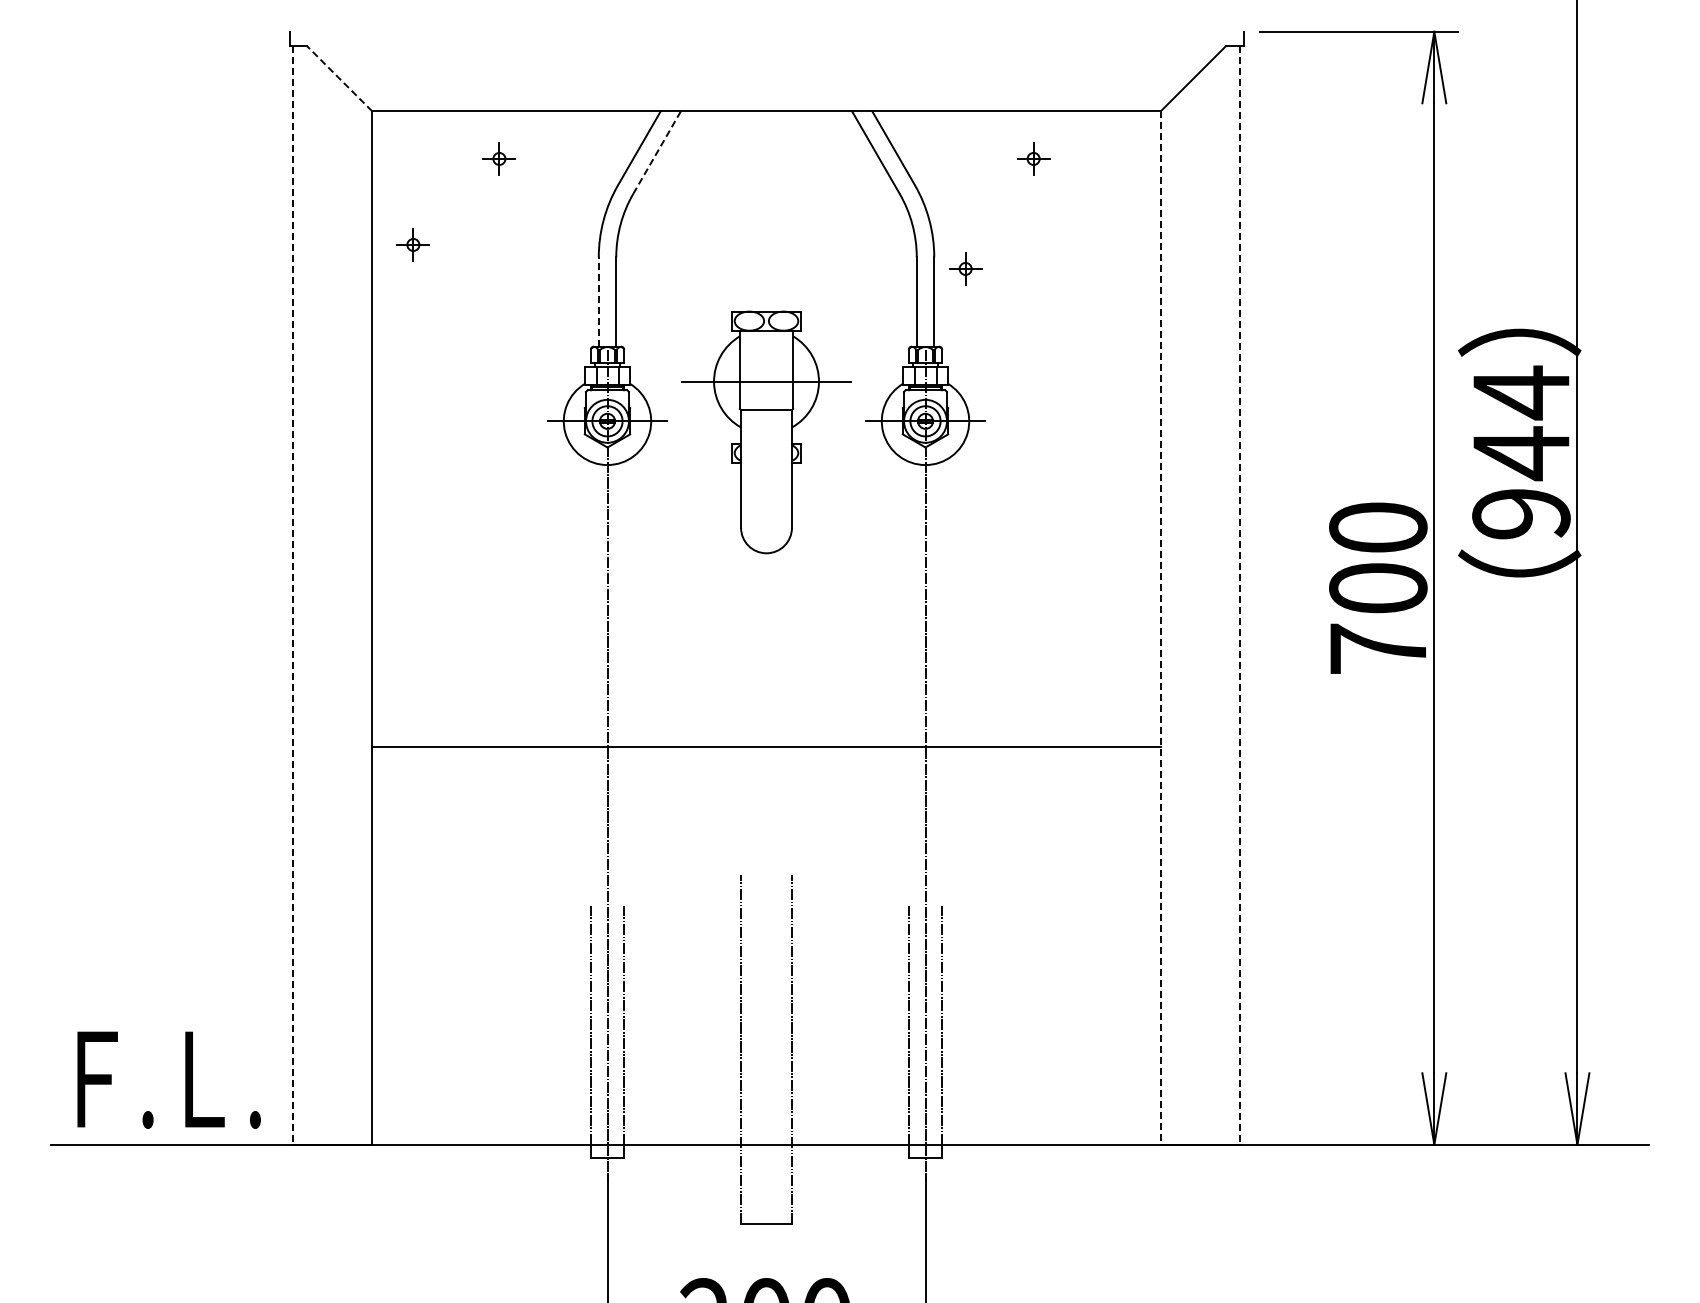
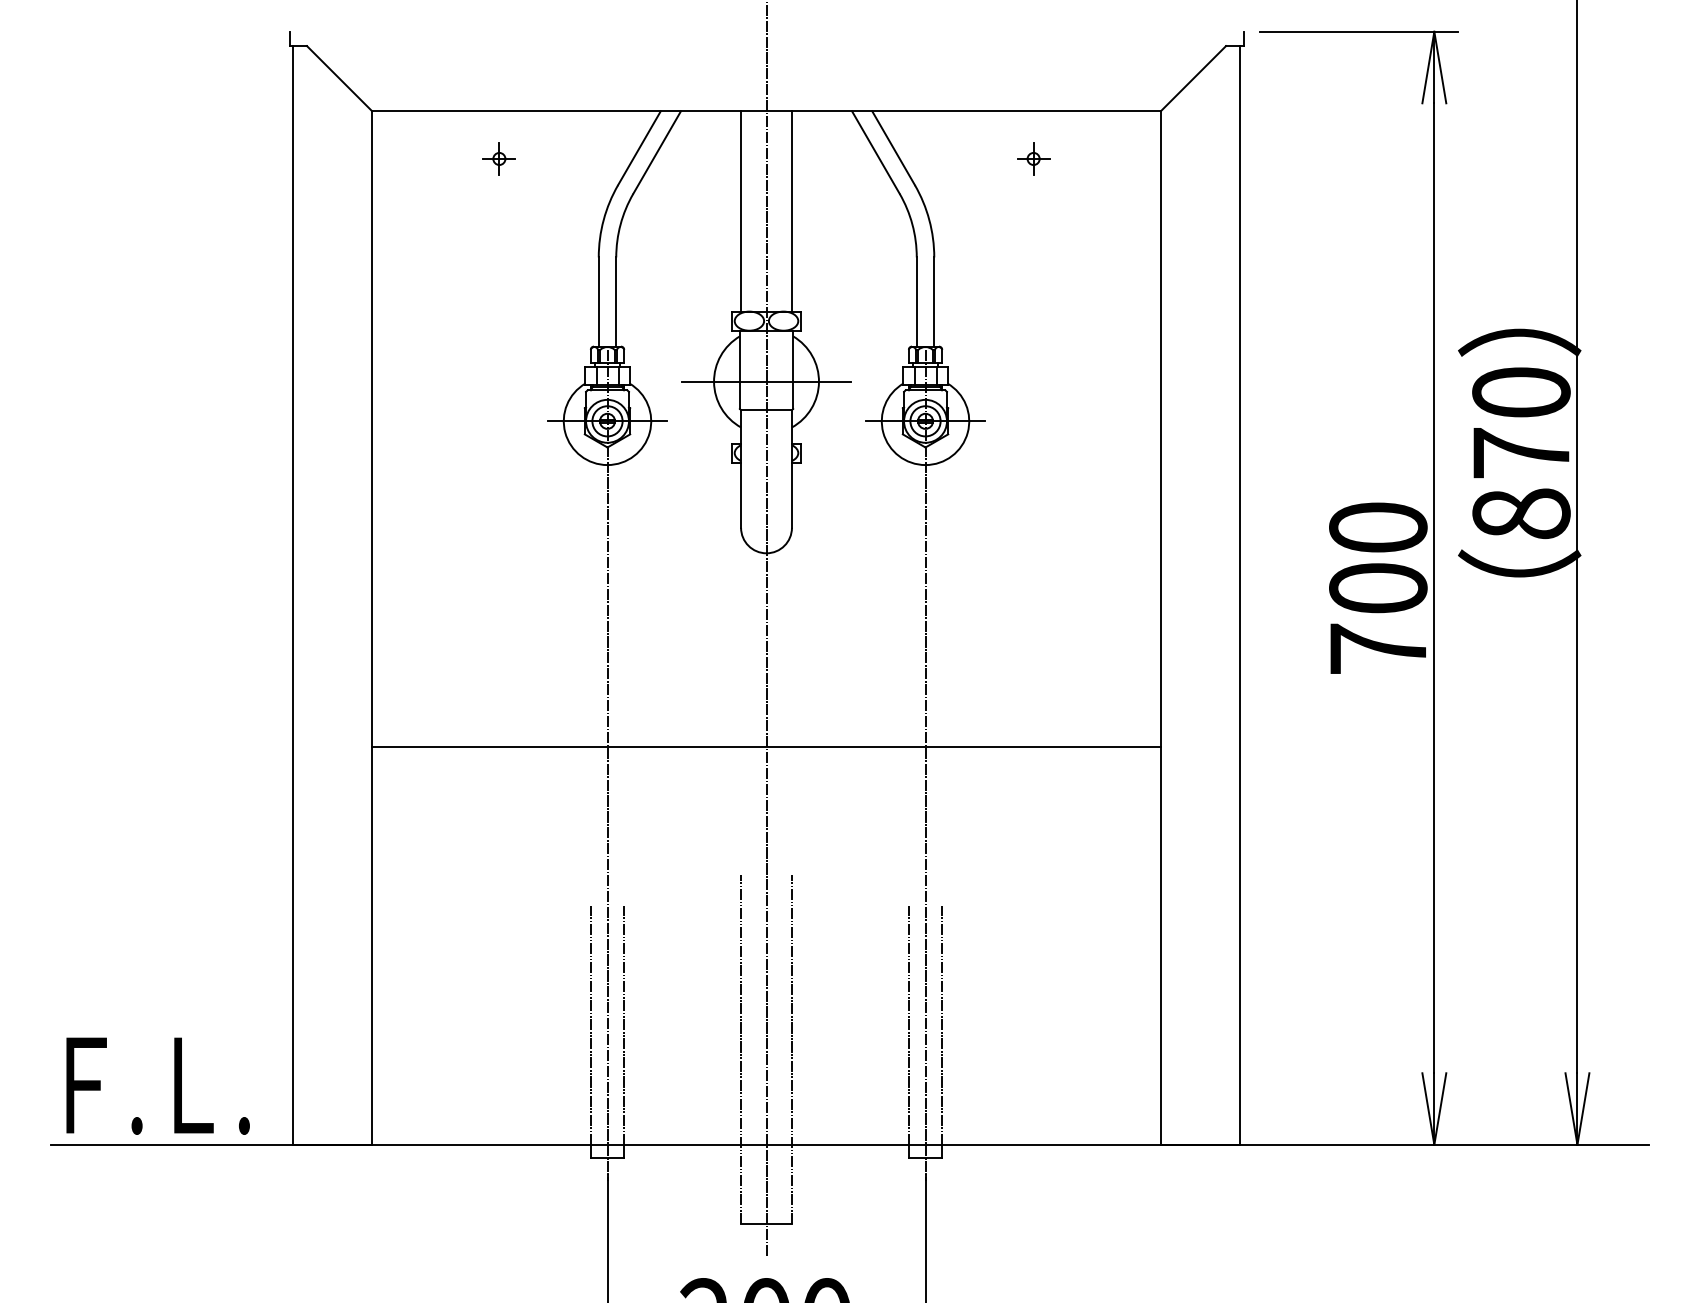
line: dashed -> solid (339, 78)
line: dashed -> solid (657, 152)
line: none -> present (741, 211)
line: none -> present (791, 211)
part: present -> none (412, 244)
part: present -> none (965, 268)
line: dashed -> solid (598, 302)
text: 944 -> 870 (1521, 452)
line: dashed -> solid (292, 595)
line: dashed -> solid (1240, 595)
line: dashed -> solid (1160, 628)
line: none -> present (766, 629)
text position: (168, 1079) -> (157, 1085) (157, 1085)
